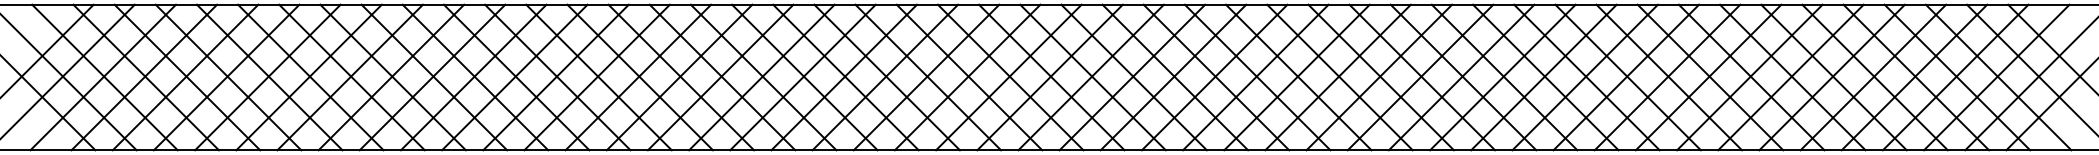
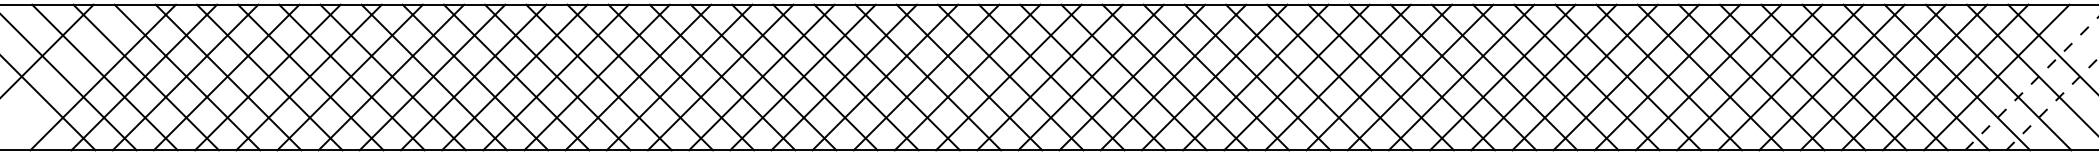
line: present -> none (68, 70)
line: solid -> dashed (2032, 83)
line: solid -> dashed (2052, 103)
